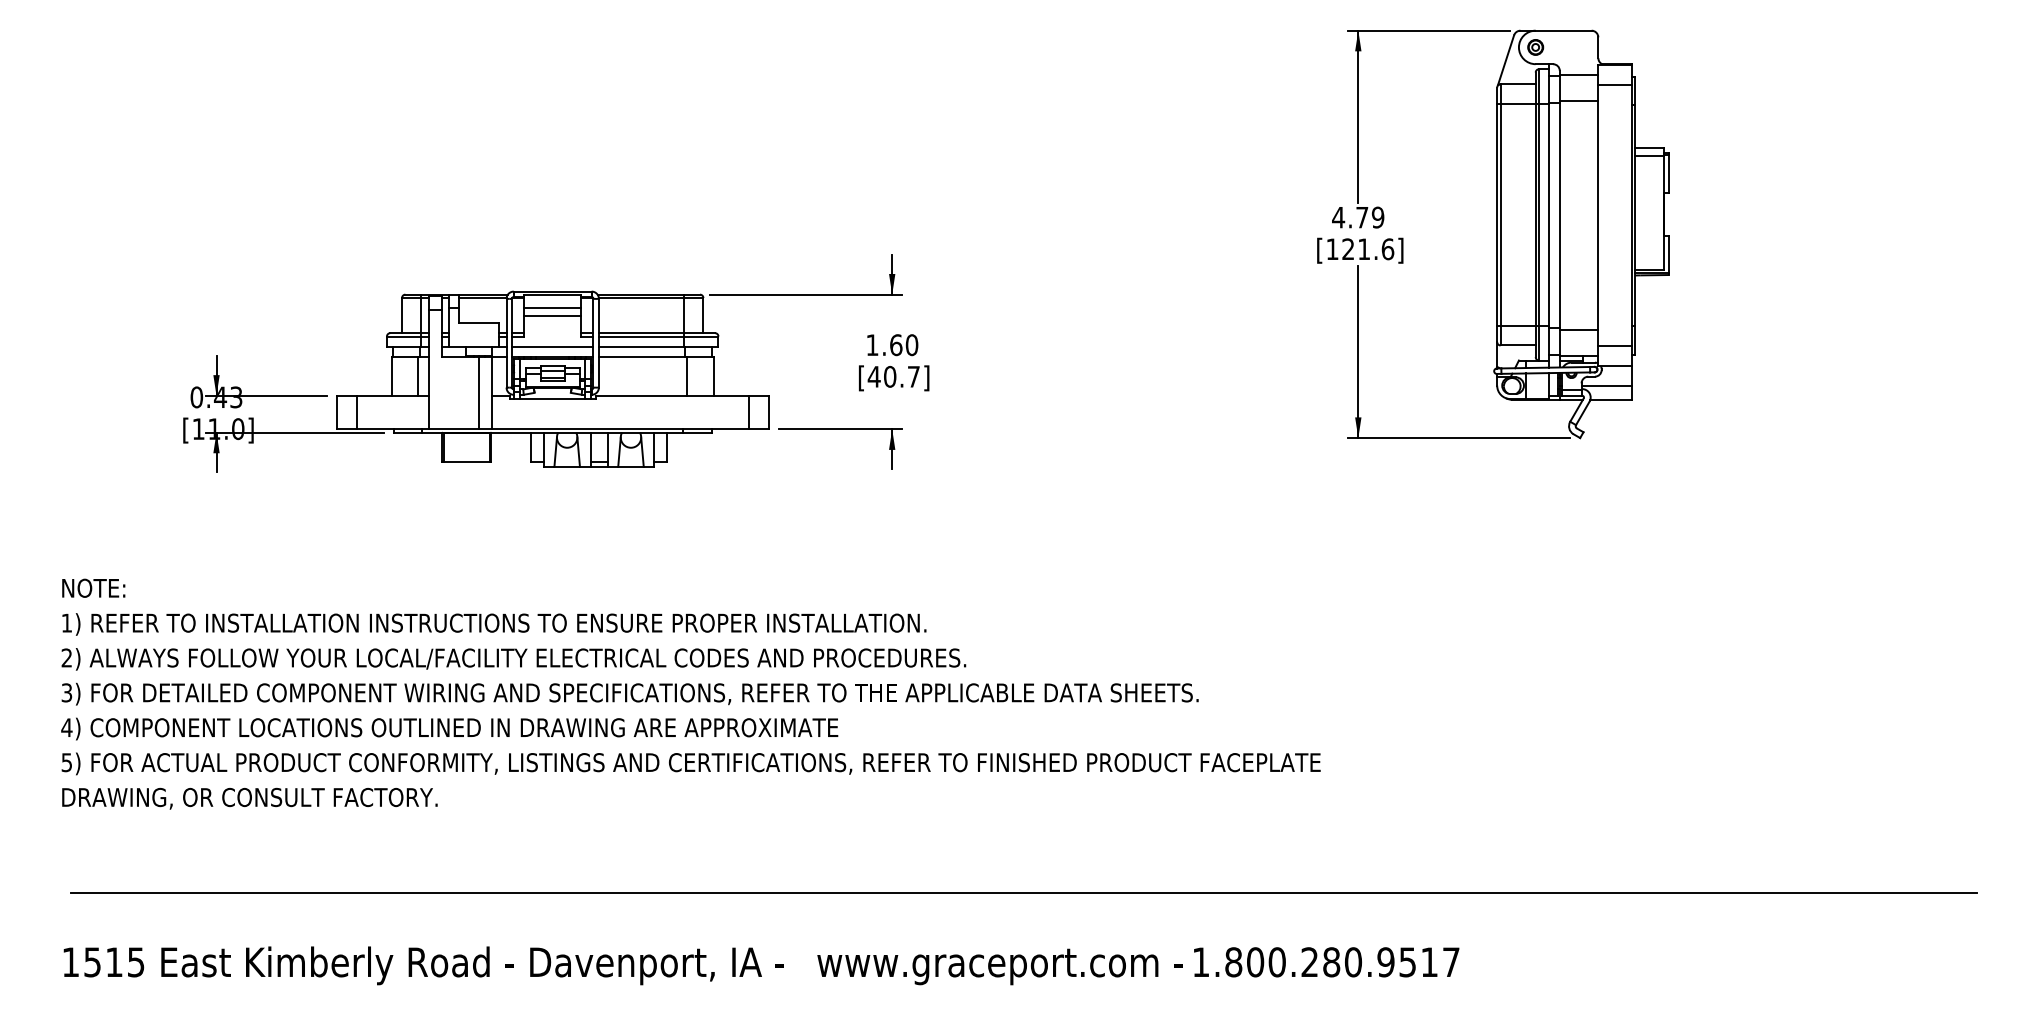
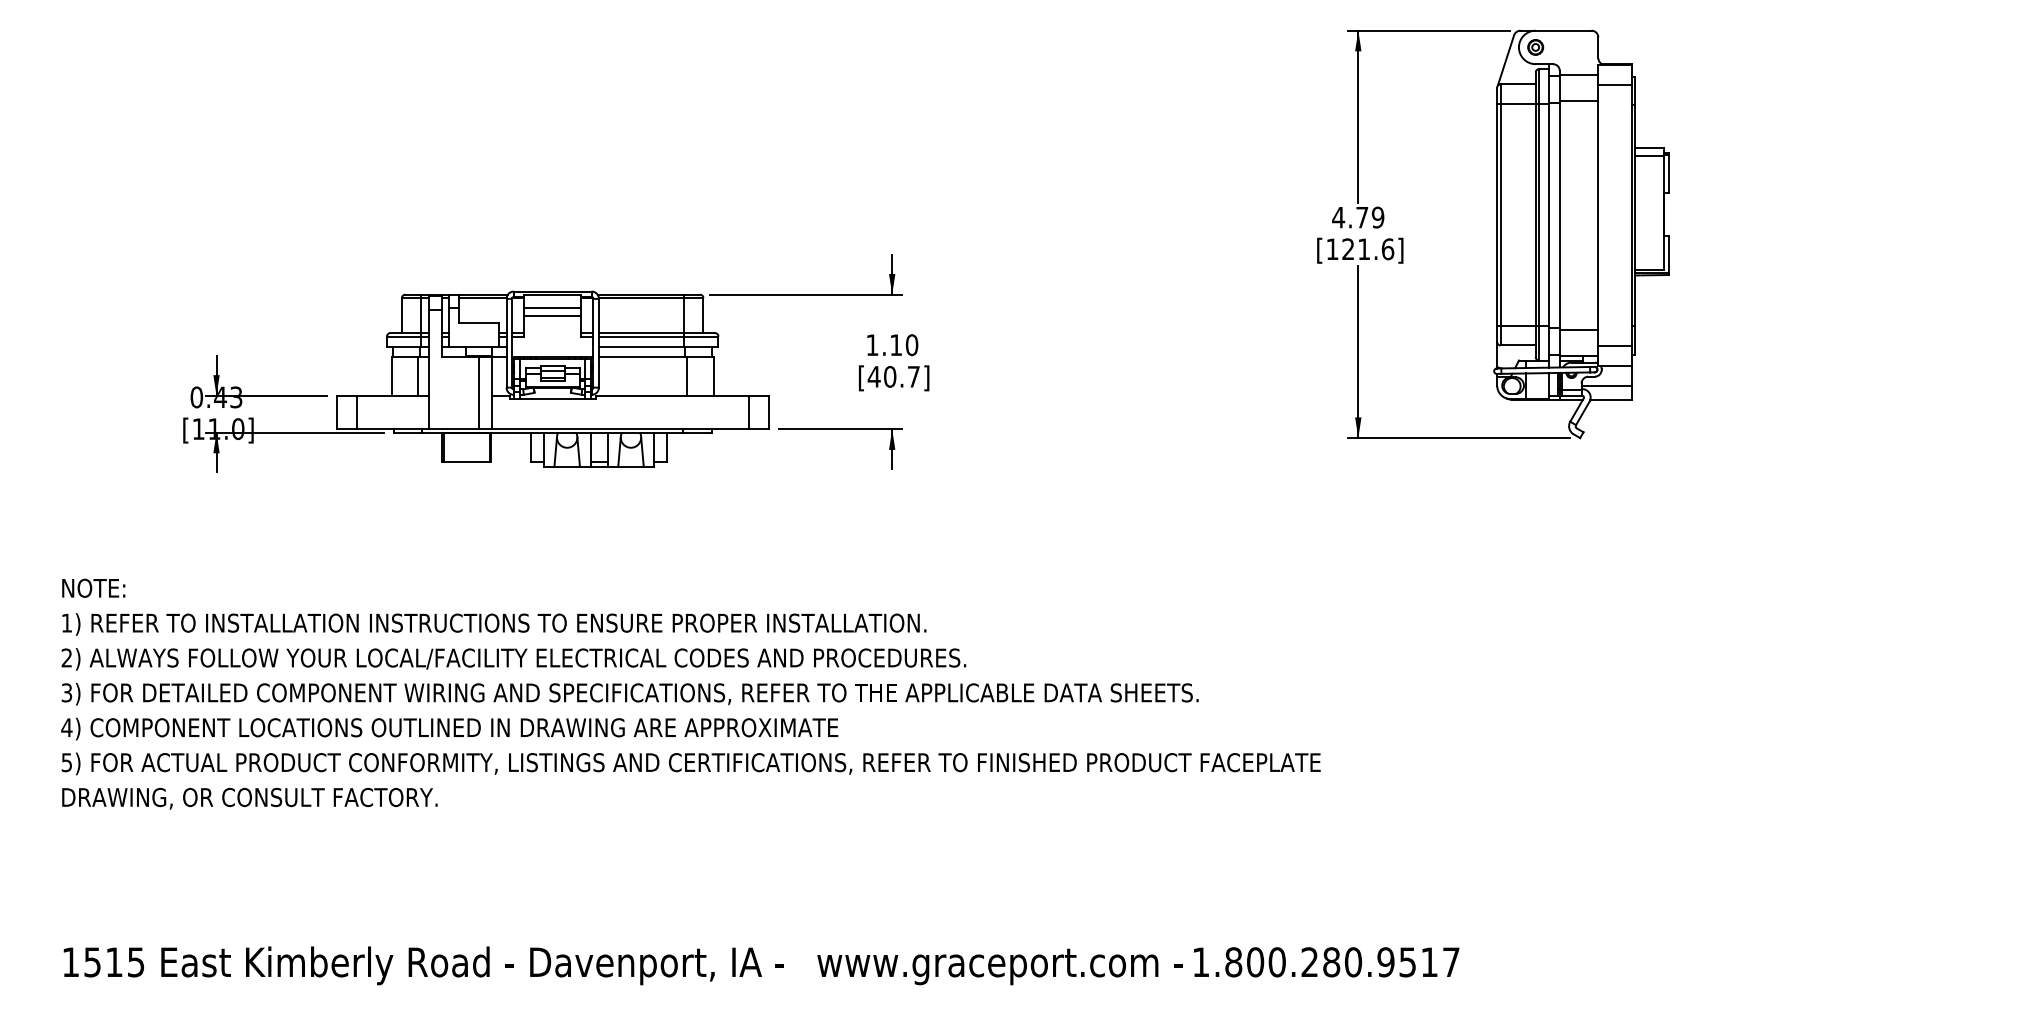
text: 1.60 -> 1.10 (896, 345)
line: present -> none (552, 346)
line: present -> none (1023, 893)
